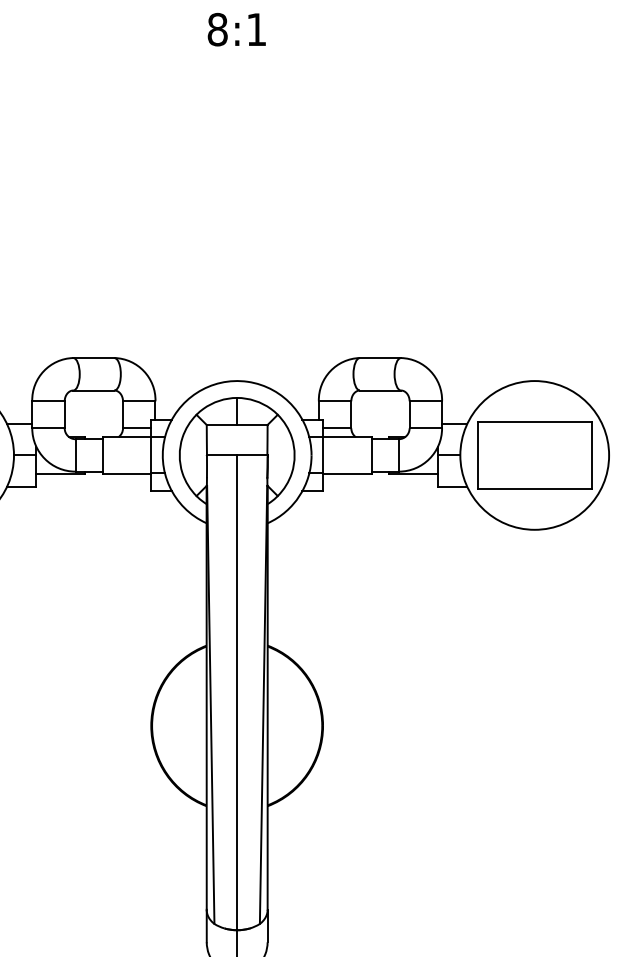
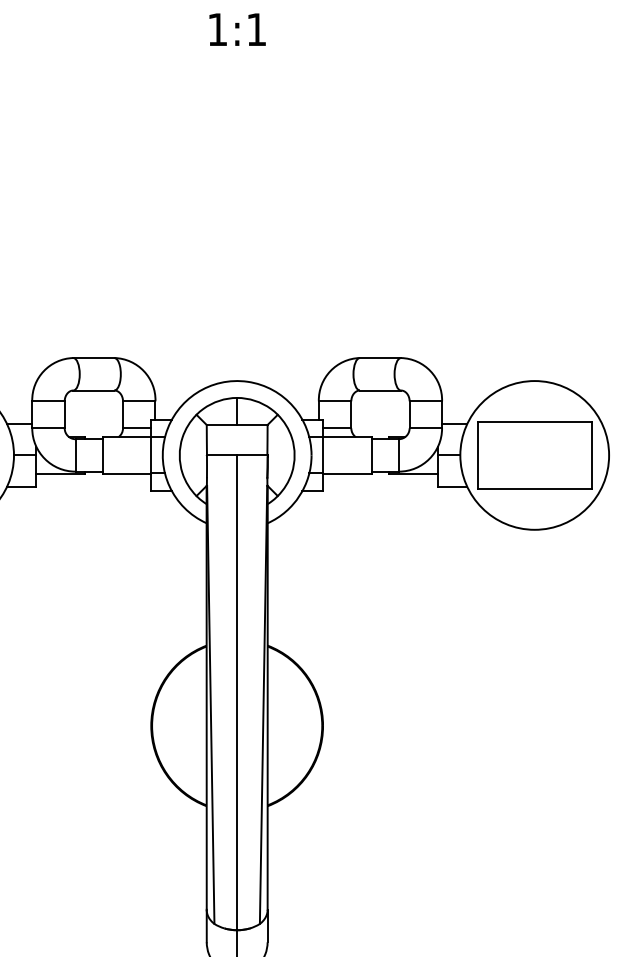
text: 8:1 -> 1:1 (217, 29)
